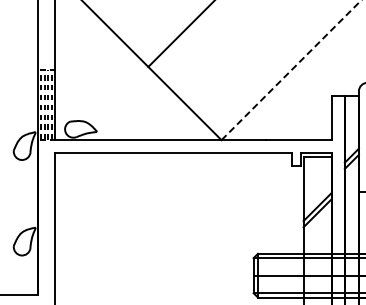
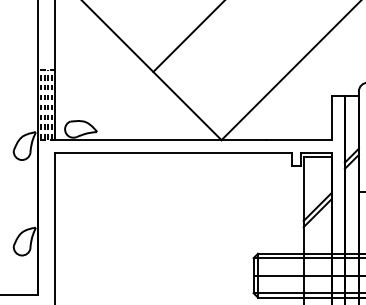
line position: (180, 34) -> (187, 36) (187, 36)
line: dashed -> solid (291, 70)
